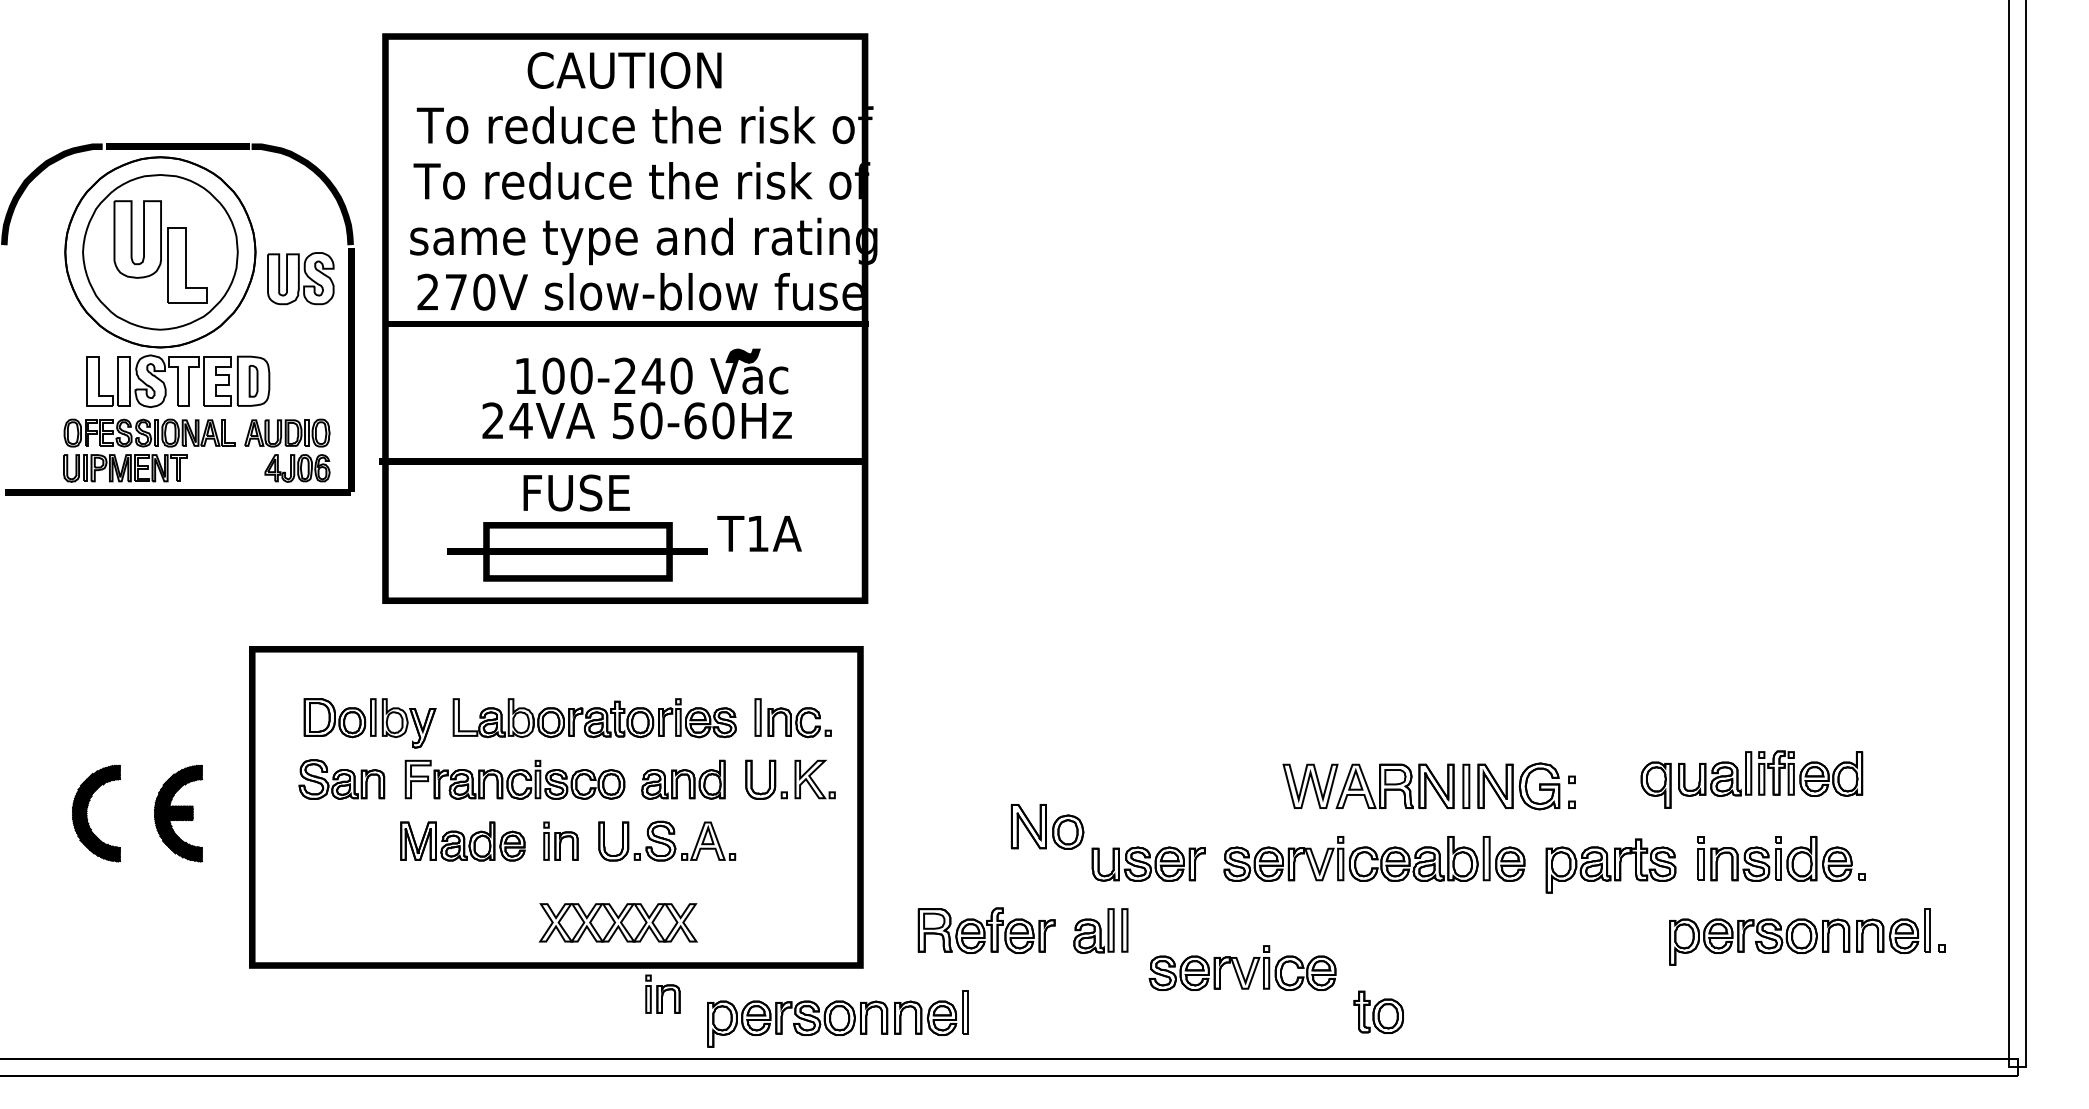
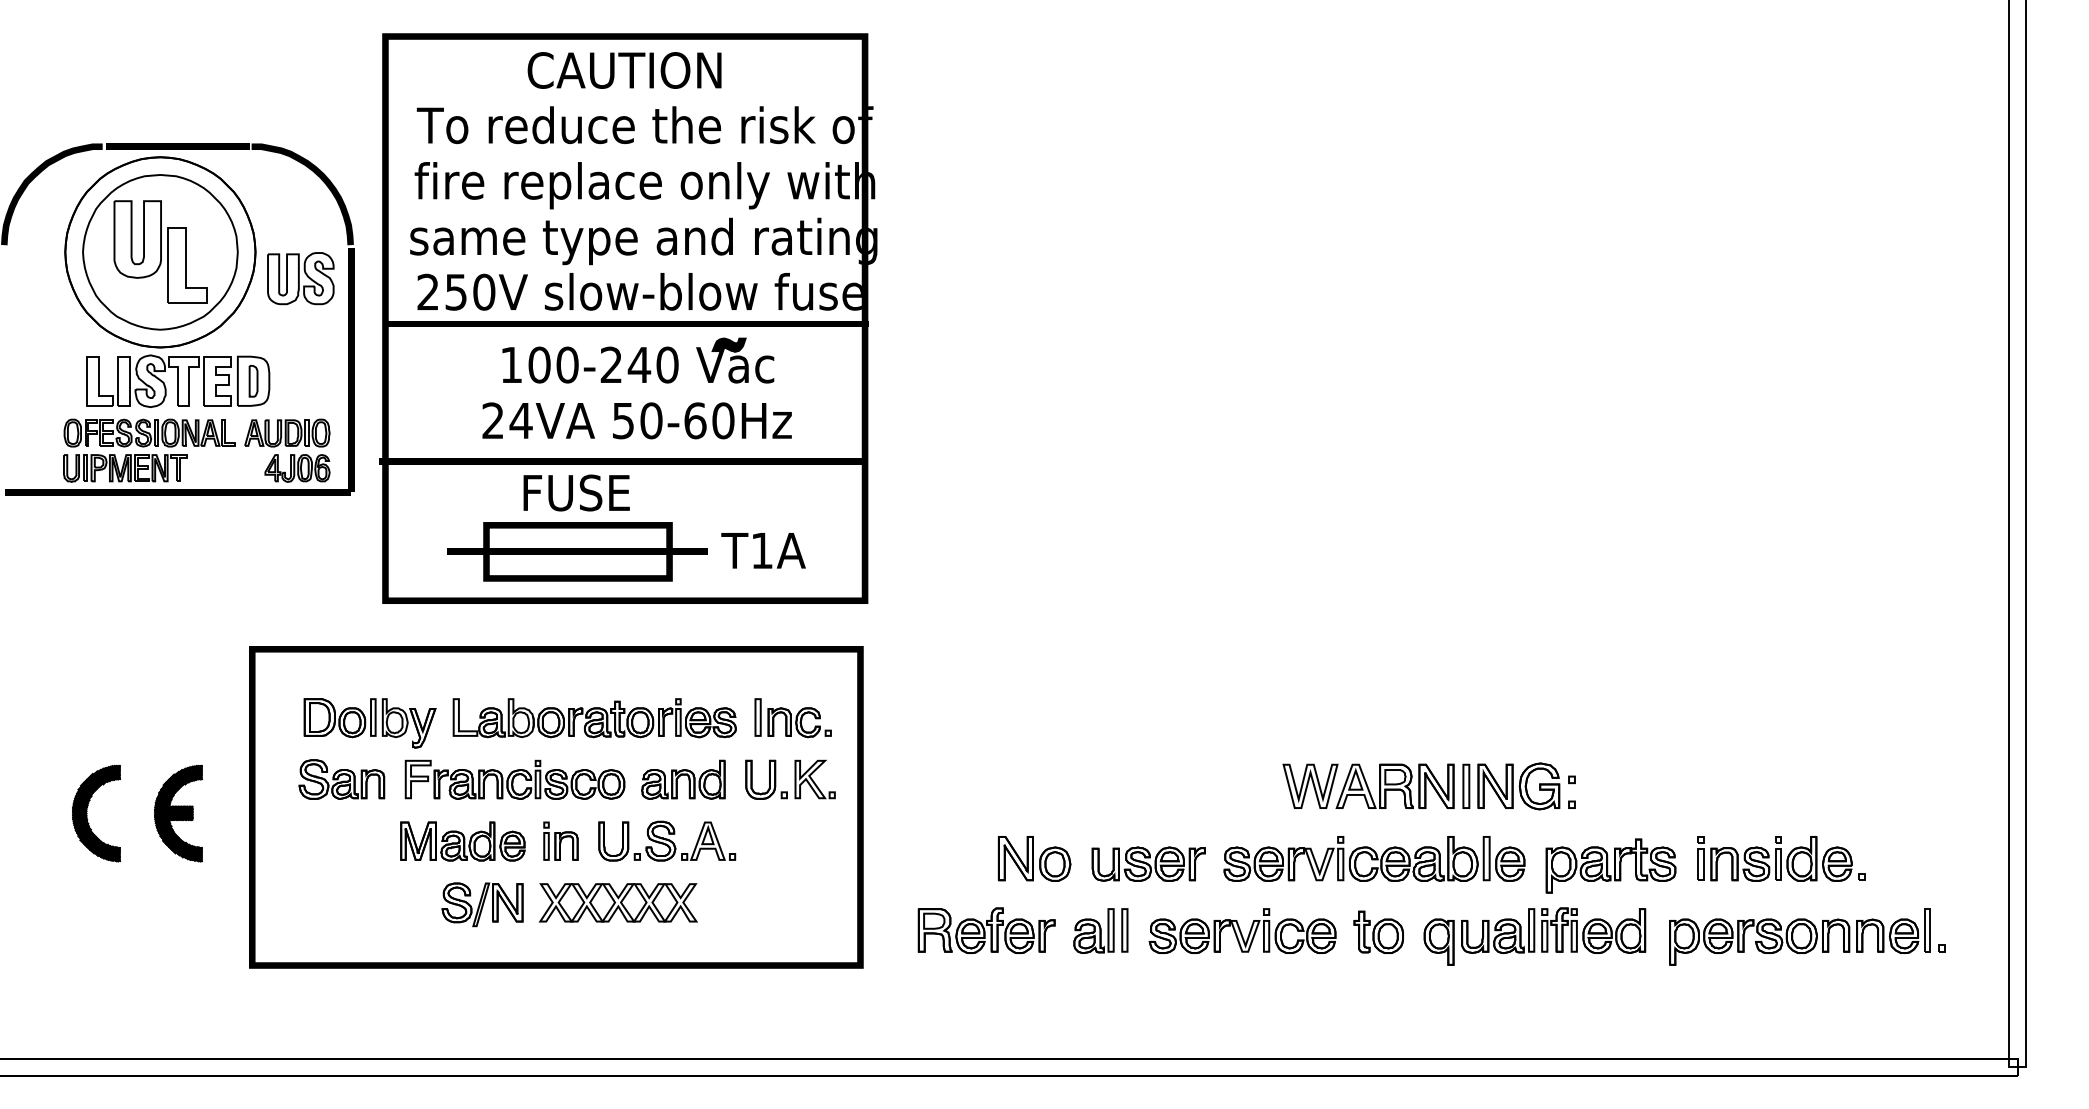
text: To reduce the risk of -> fire replace only with (644, 185)
text: 270V -> 250V (455, 292)
part position: (652, 371) -> (638, 360) (638, 360)
text position: (759, 533) -> (763, 550) (763, 550)
part position: (1751, 779) -> (1534, 936) (1534, 936)
part position: (1047, 826) -> (1034, 858) (1034, 858)
part: none -> present (482, 904)
part position: (617, 922) -> (617, 902) (617, 902)
part position: (1242, 967) -> (1242, 930) (1242, 930)
part: present -> none (662, 993)
part position: (1378, 1011) -> (1378, 931) (1378, 931)
part: present -> none (837, 1018)
